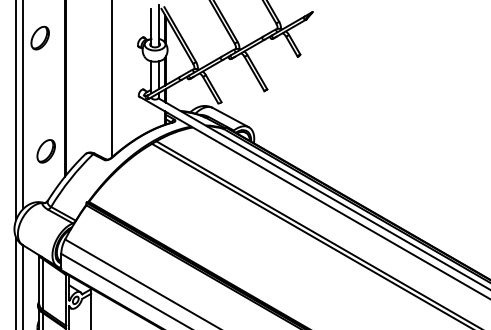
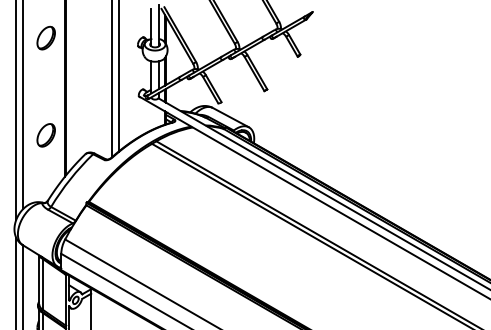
part position: (39, 37) -> (45, 37) (45, 37)
line: none -> present (118, 76)
part position: (45, 151) -> (45, 135) (45, 135)
